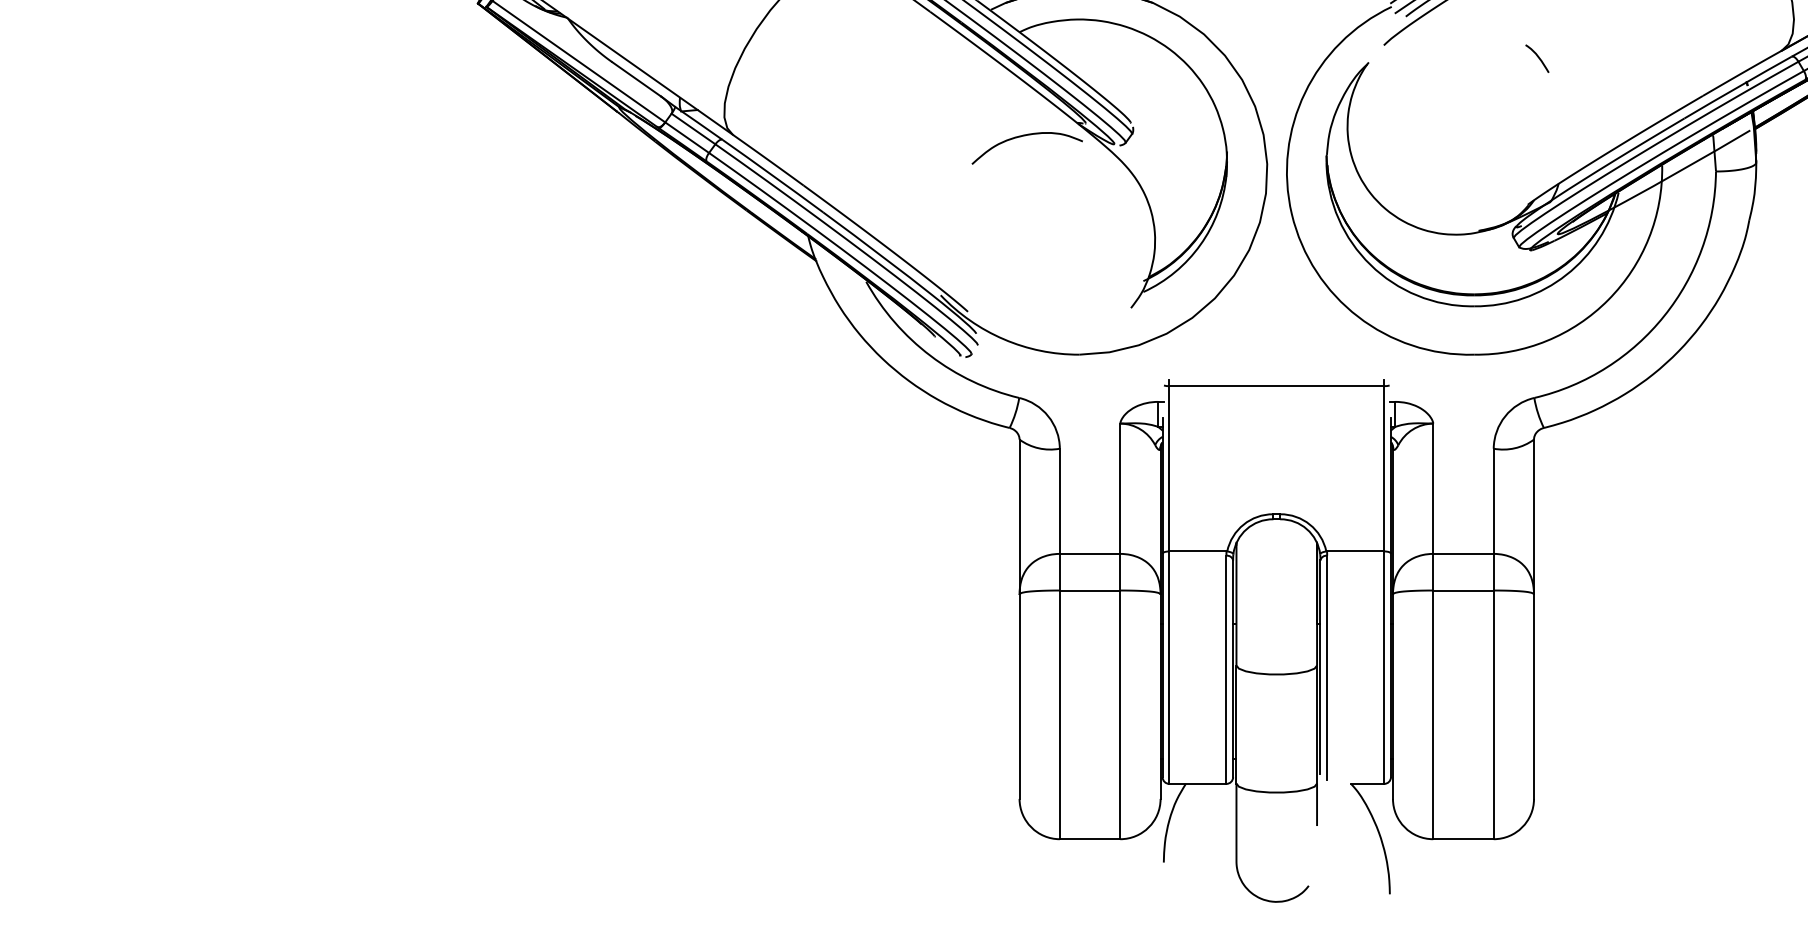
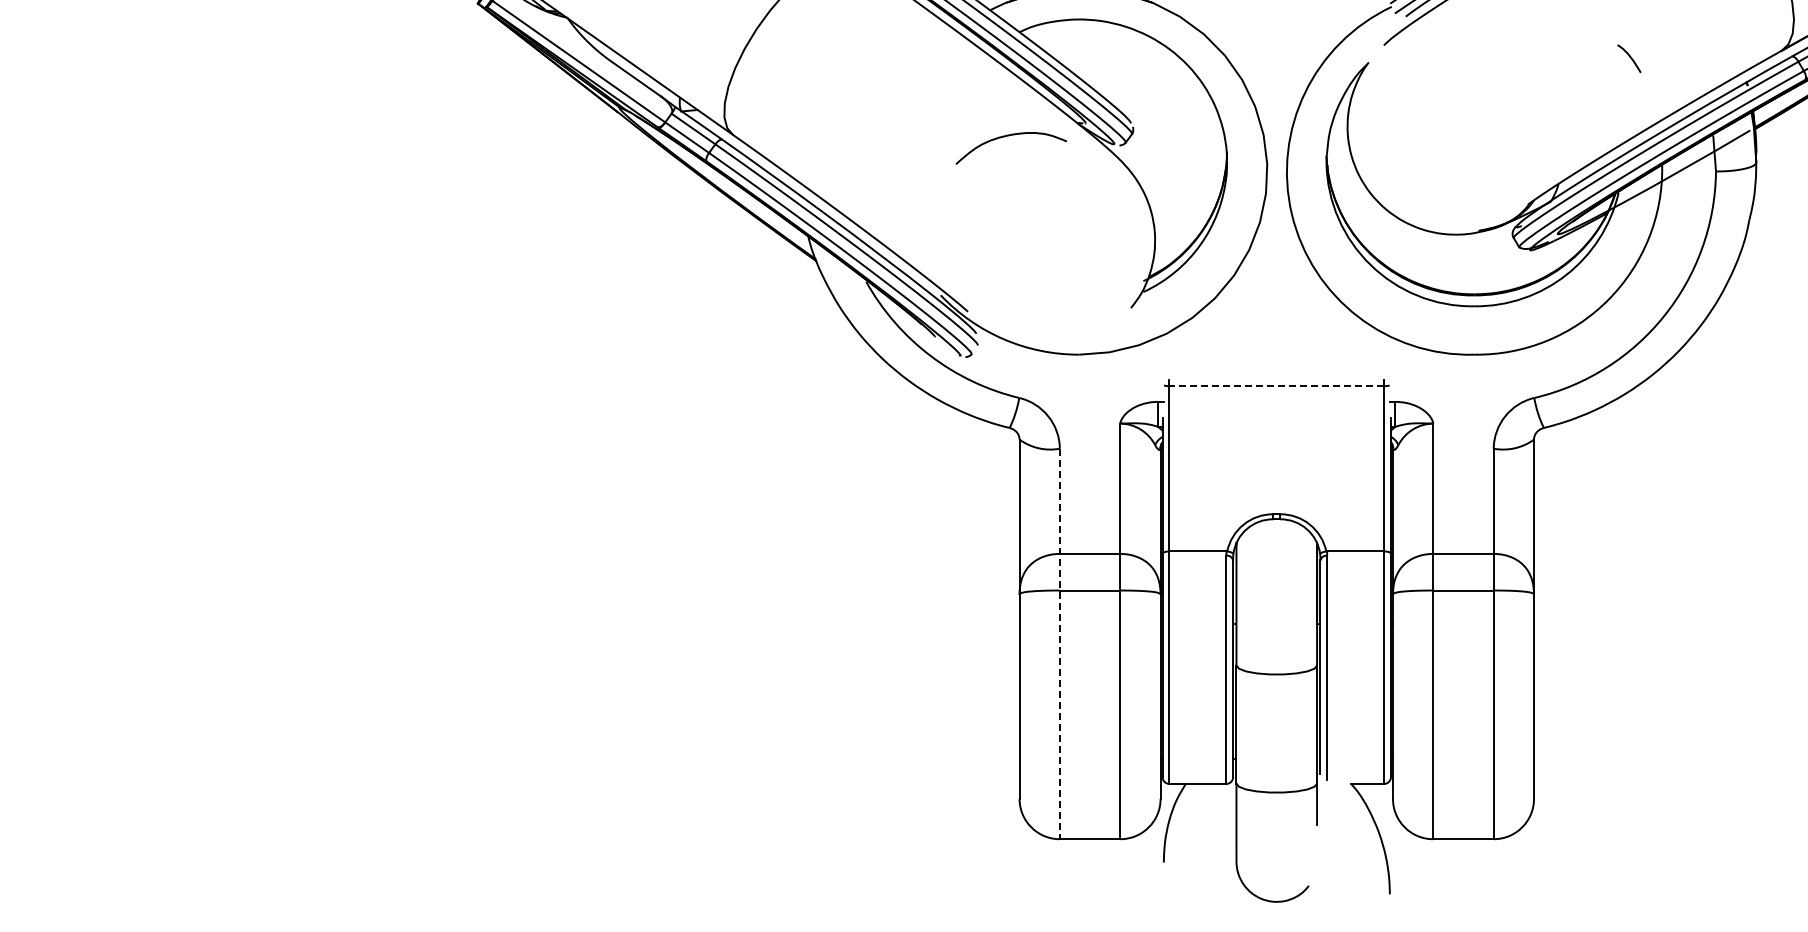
curve position: (1537, 57) -> (1629, 57) (1629, 57)
curve position: (1025, 136) -> (1009, 136) (1009, 136)
line: solid -> dashed (1276, 386)
line: solid -> dashed (1059, 644)
